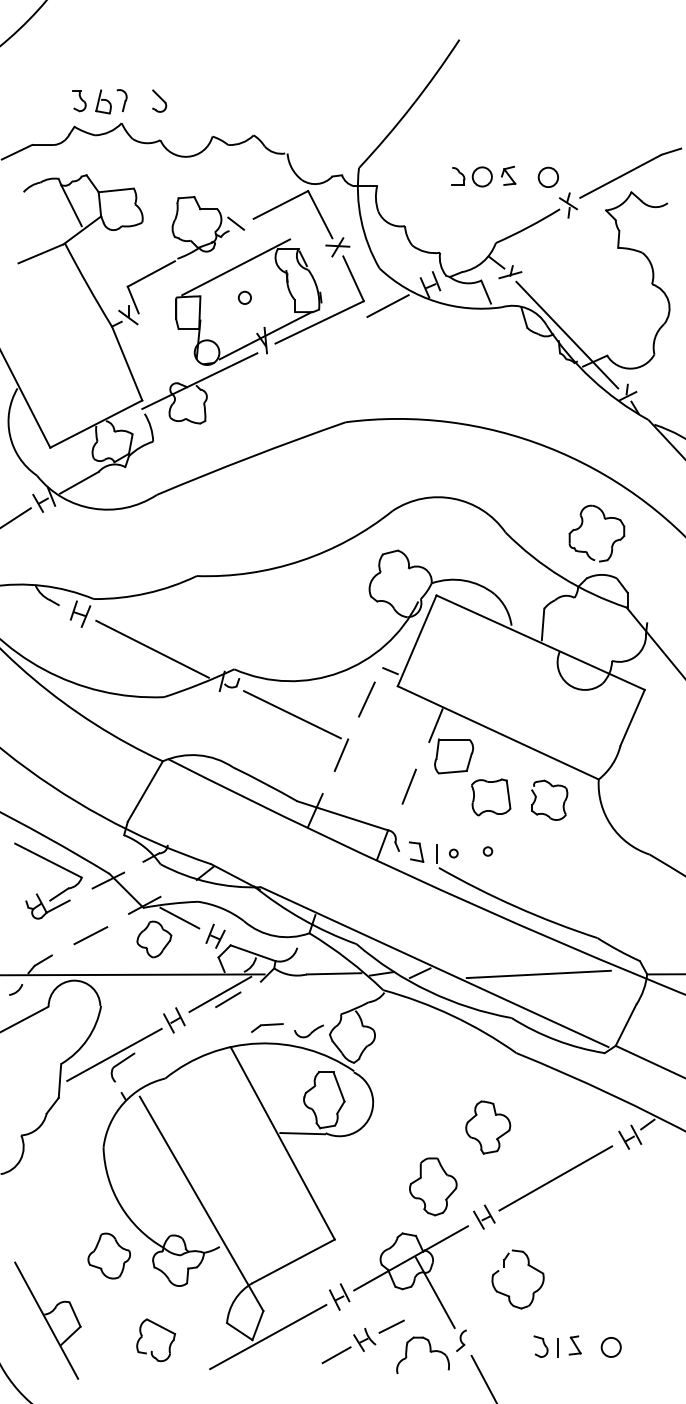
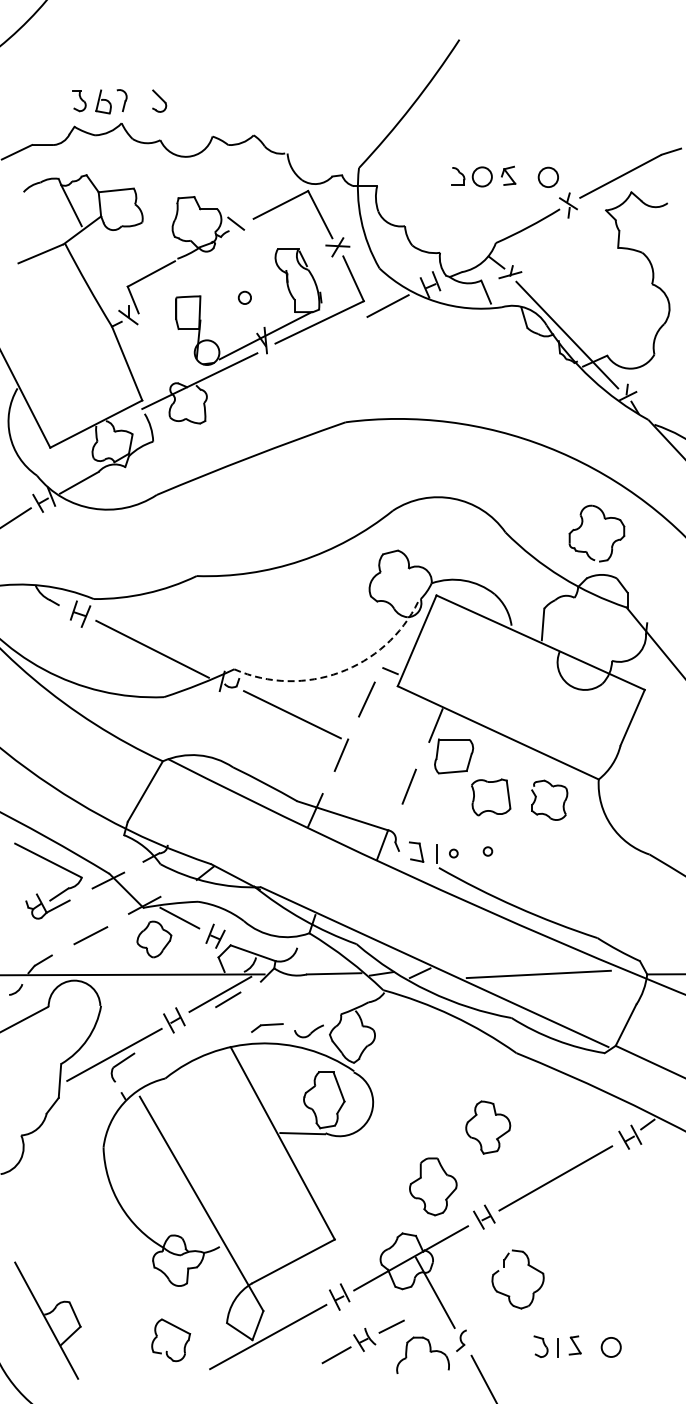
line: present -> none (236, 267)
arc: solid -> dashed (340, 672)
part: present -> none (108, 1255)
part position: (151, 1350) -> (166, 1350) (166, 1350)
